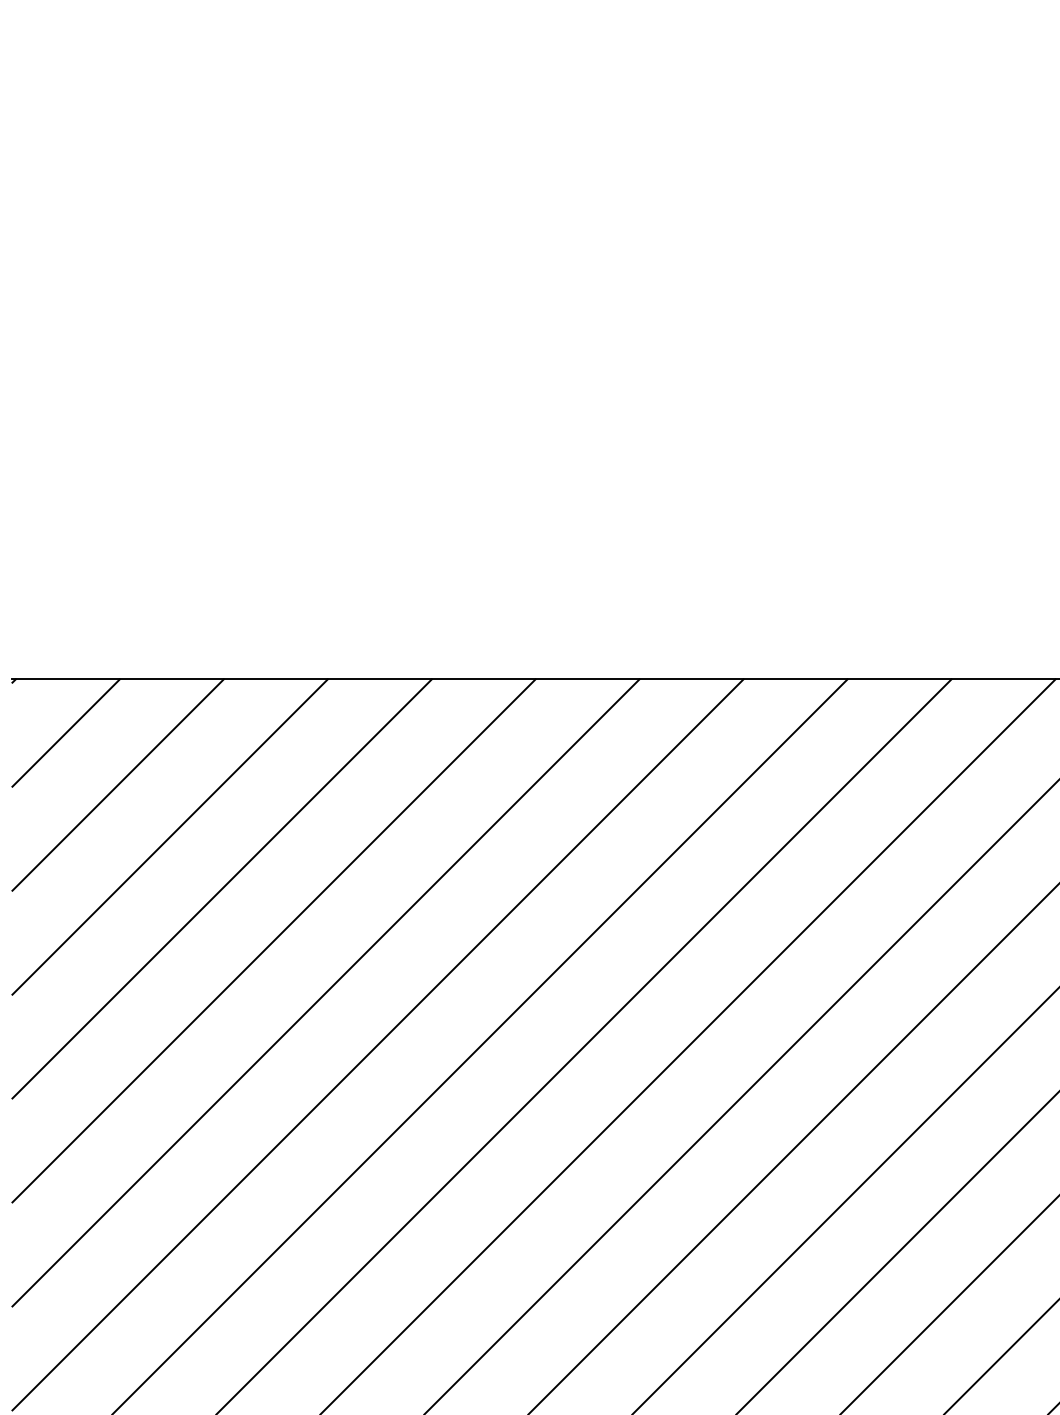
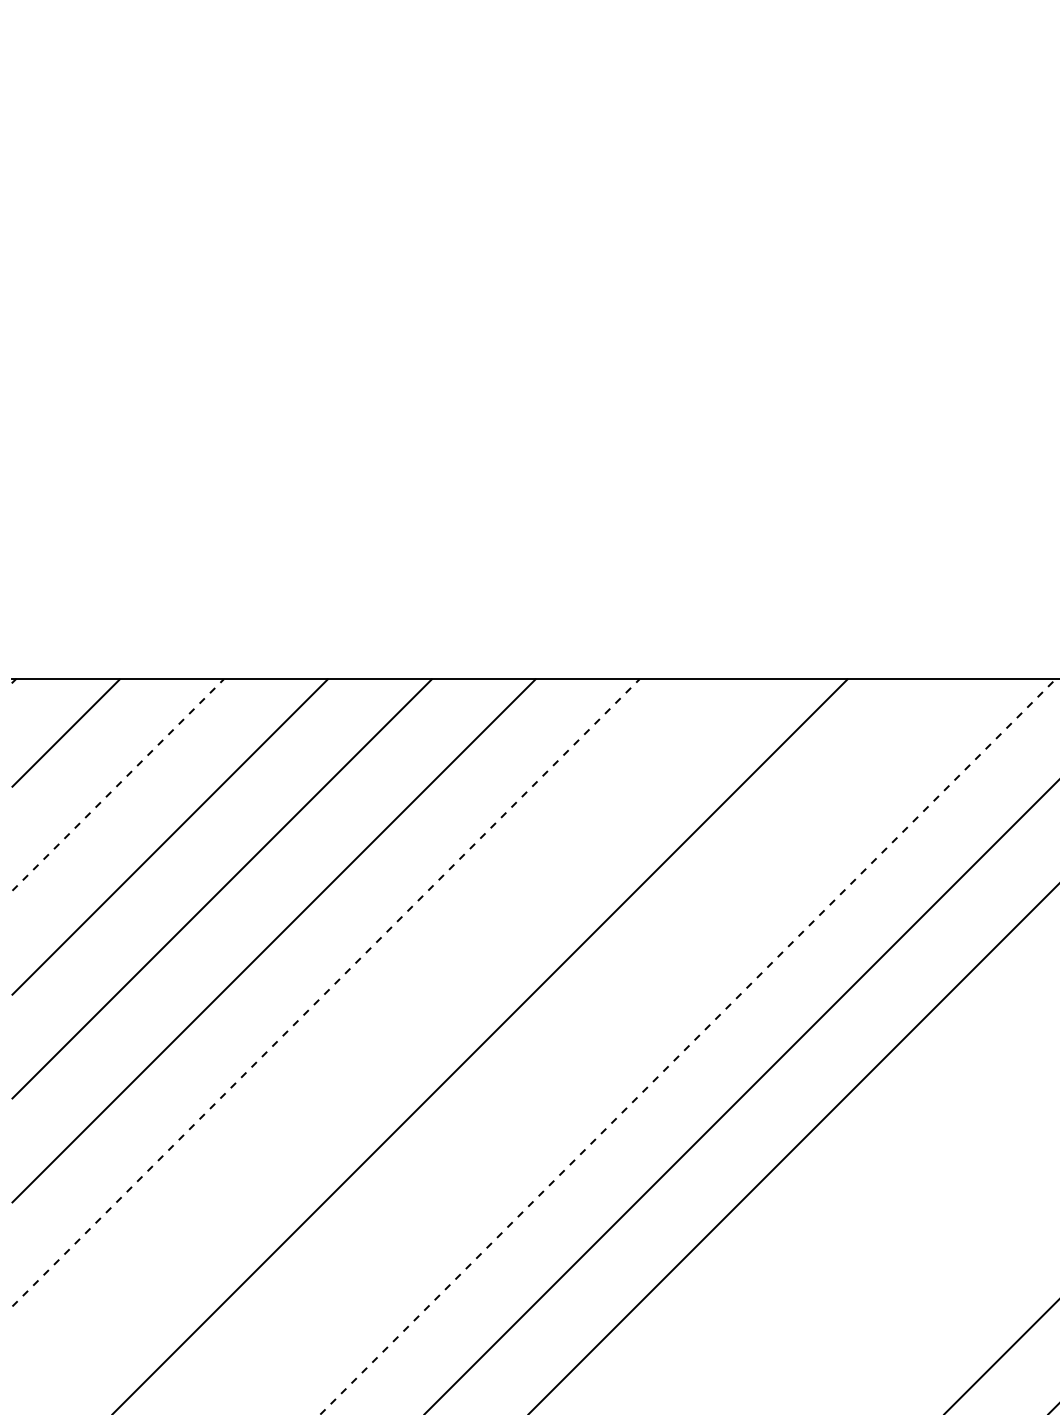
line: solid -> dashed (118, 784)
line: solid -> dashed (326, 992)
line: present -> none (377, 1044)
line: present -> none (585, 1045)
line: solid -> dashed (687, 1046)
line: present -> none (845, 1200)
line: present -> none (897, 1252)
line: present -> none (949, 1304)
